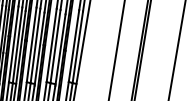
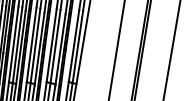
line position: (177, 49) -> (171, 49) (171, 49)
